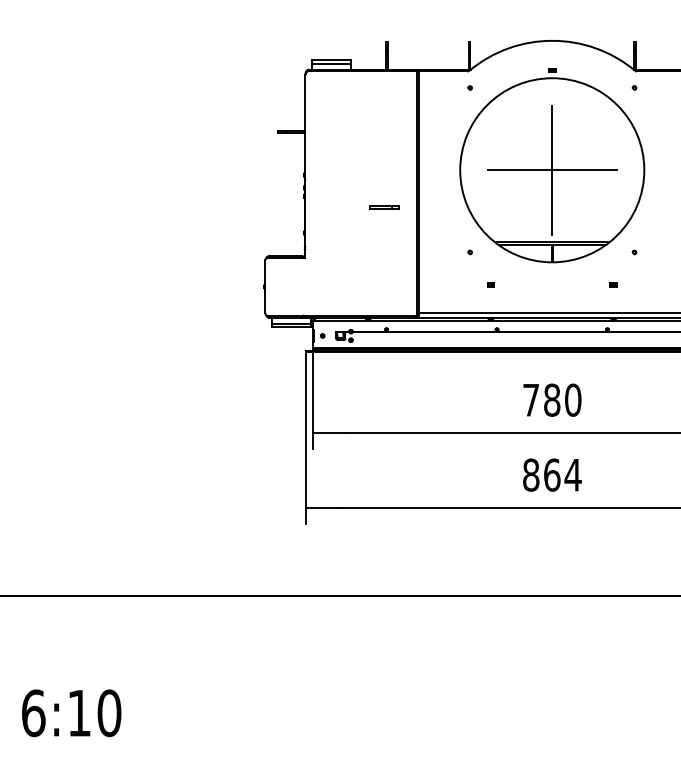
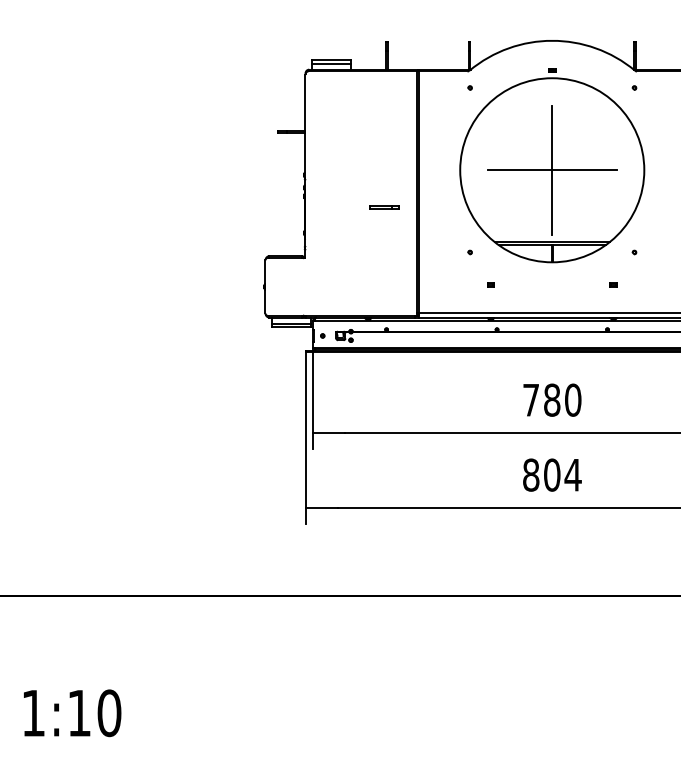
text: 864 -> 804 (552, 474)
text: 6:10 -> 1:10 (33, 713)
